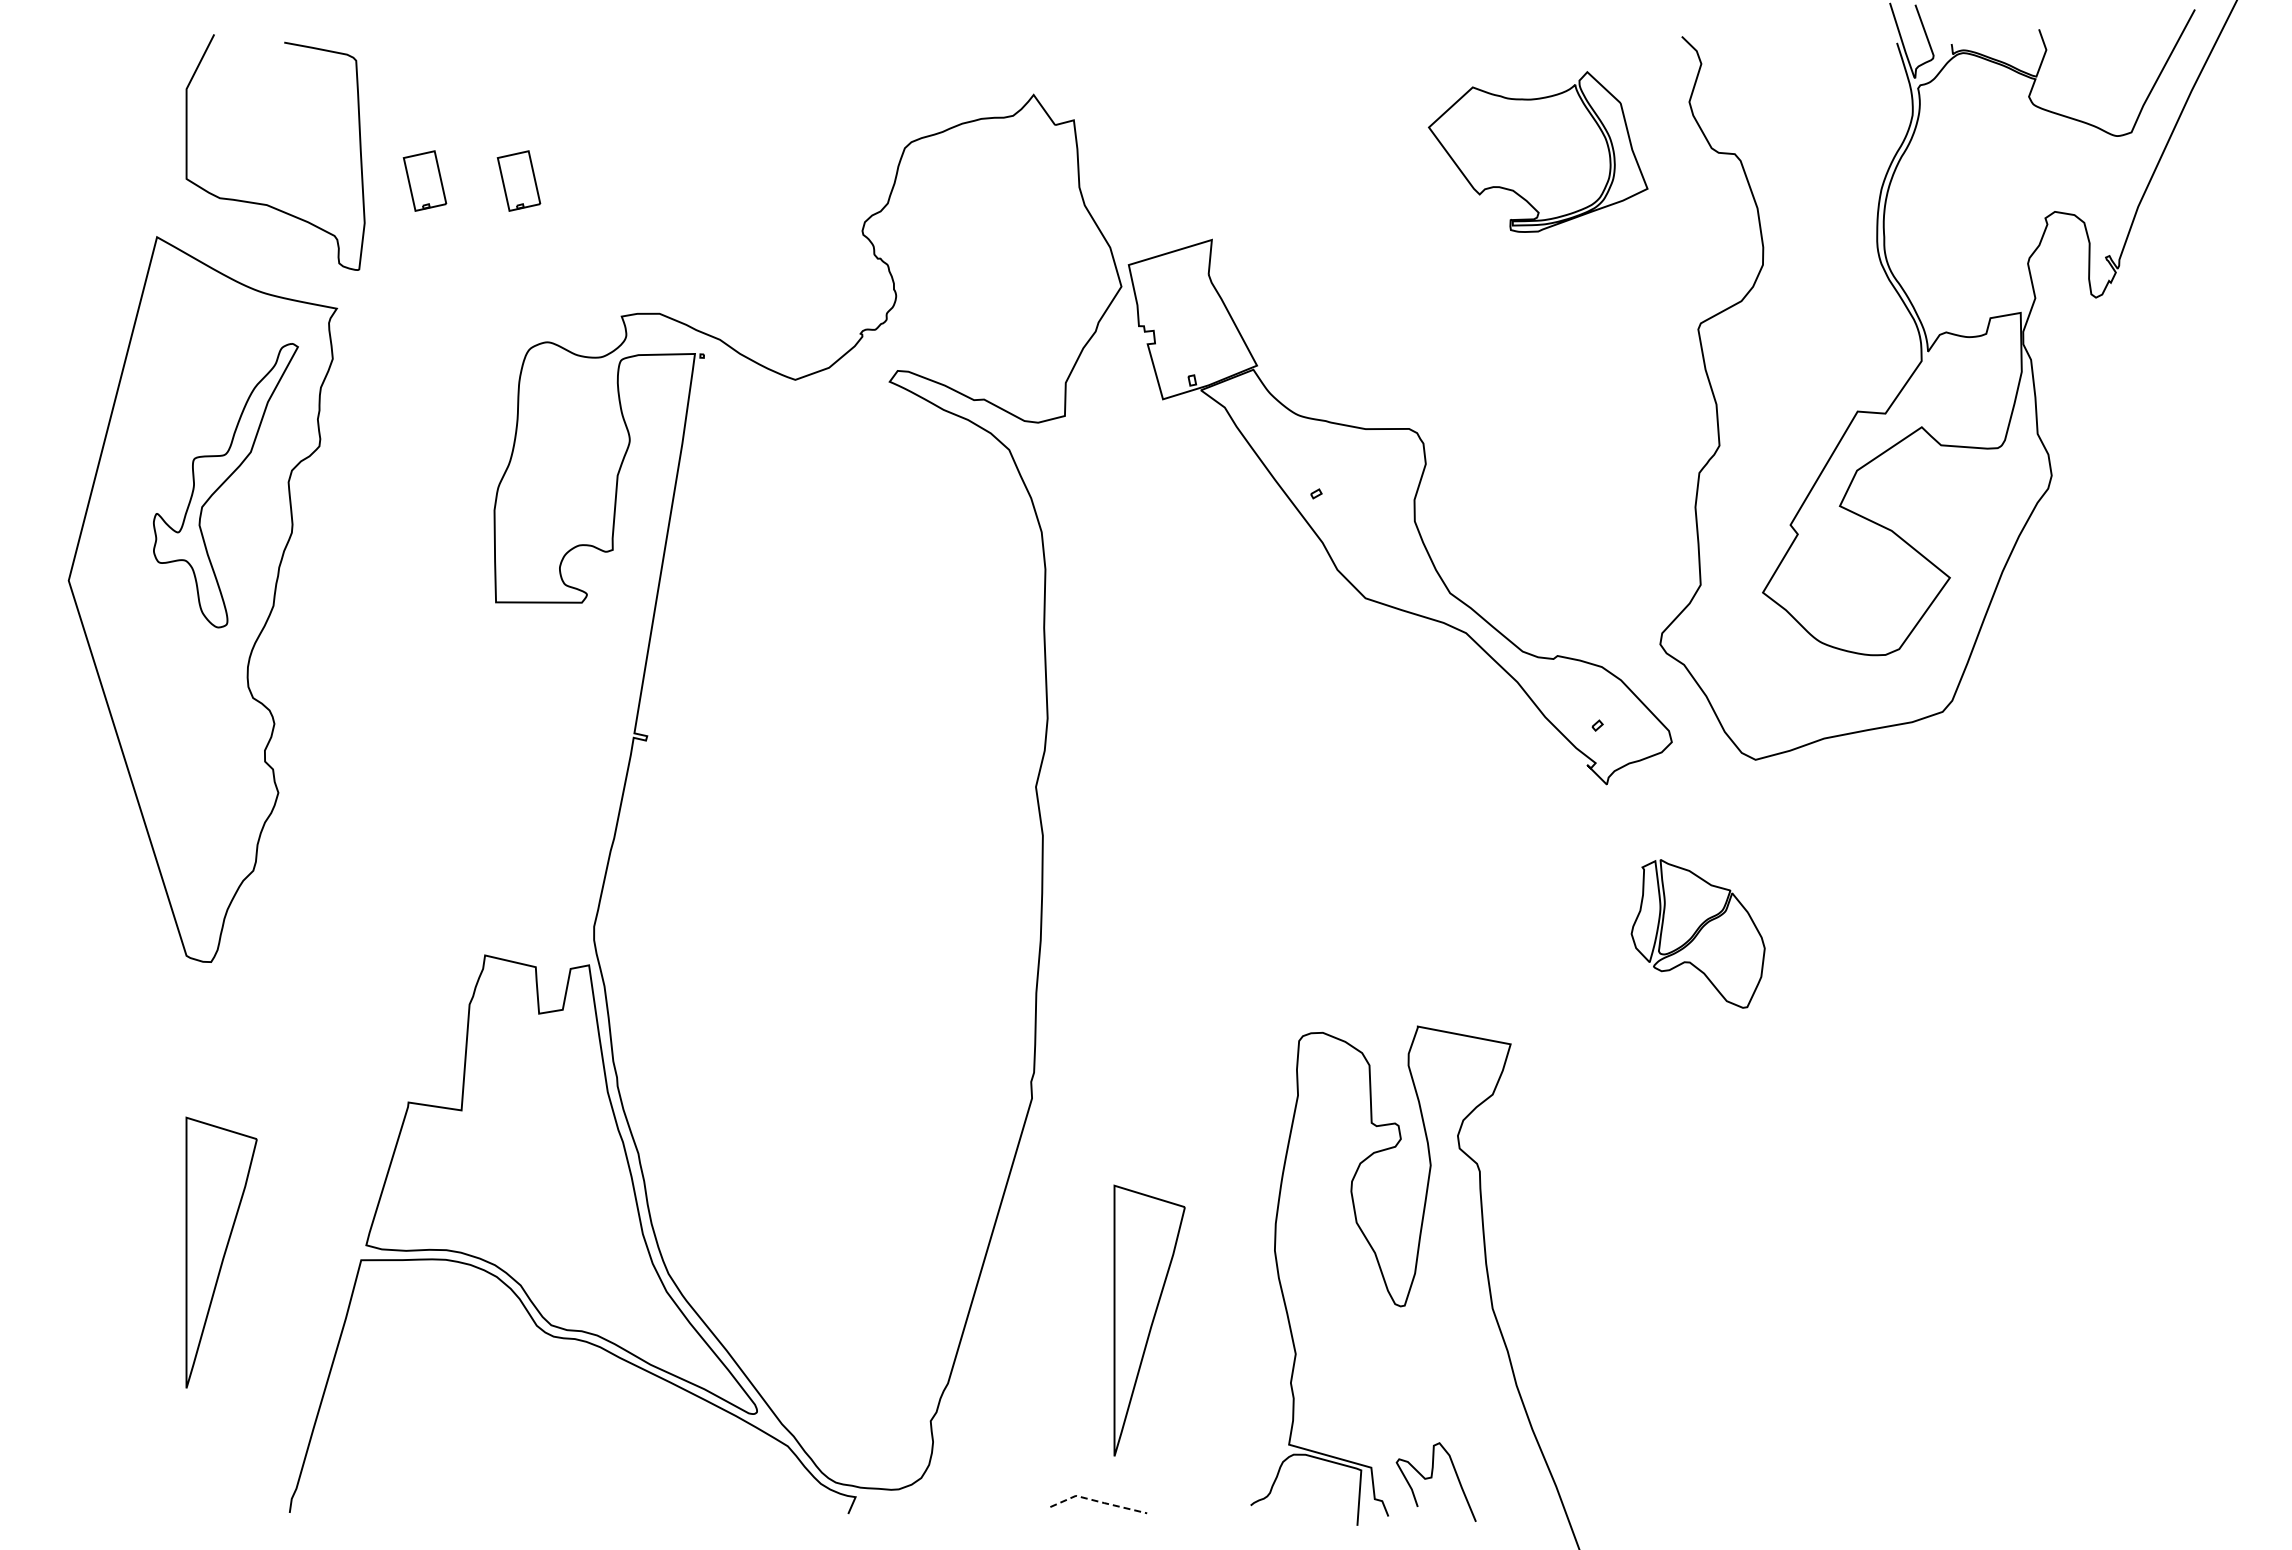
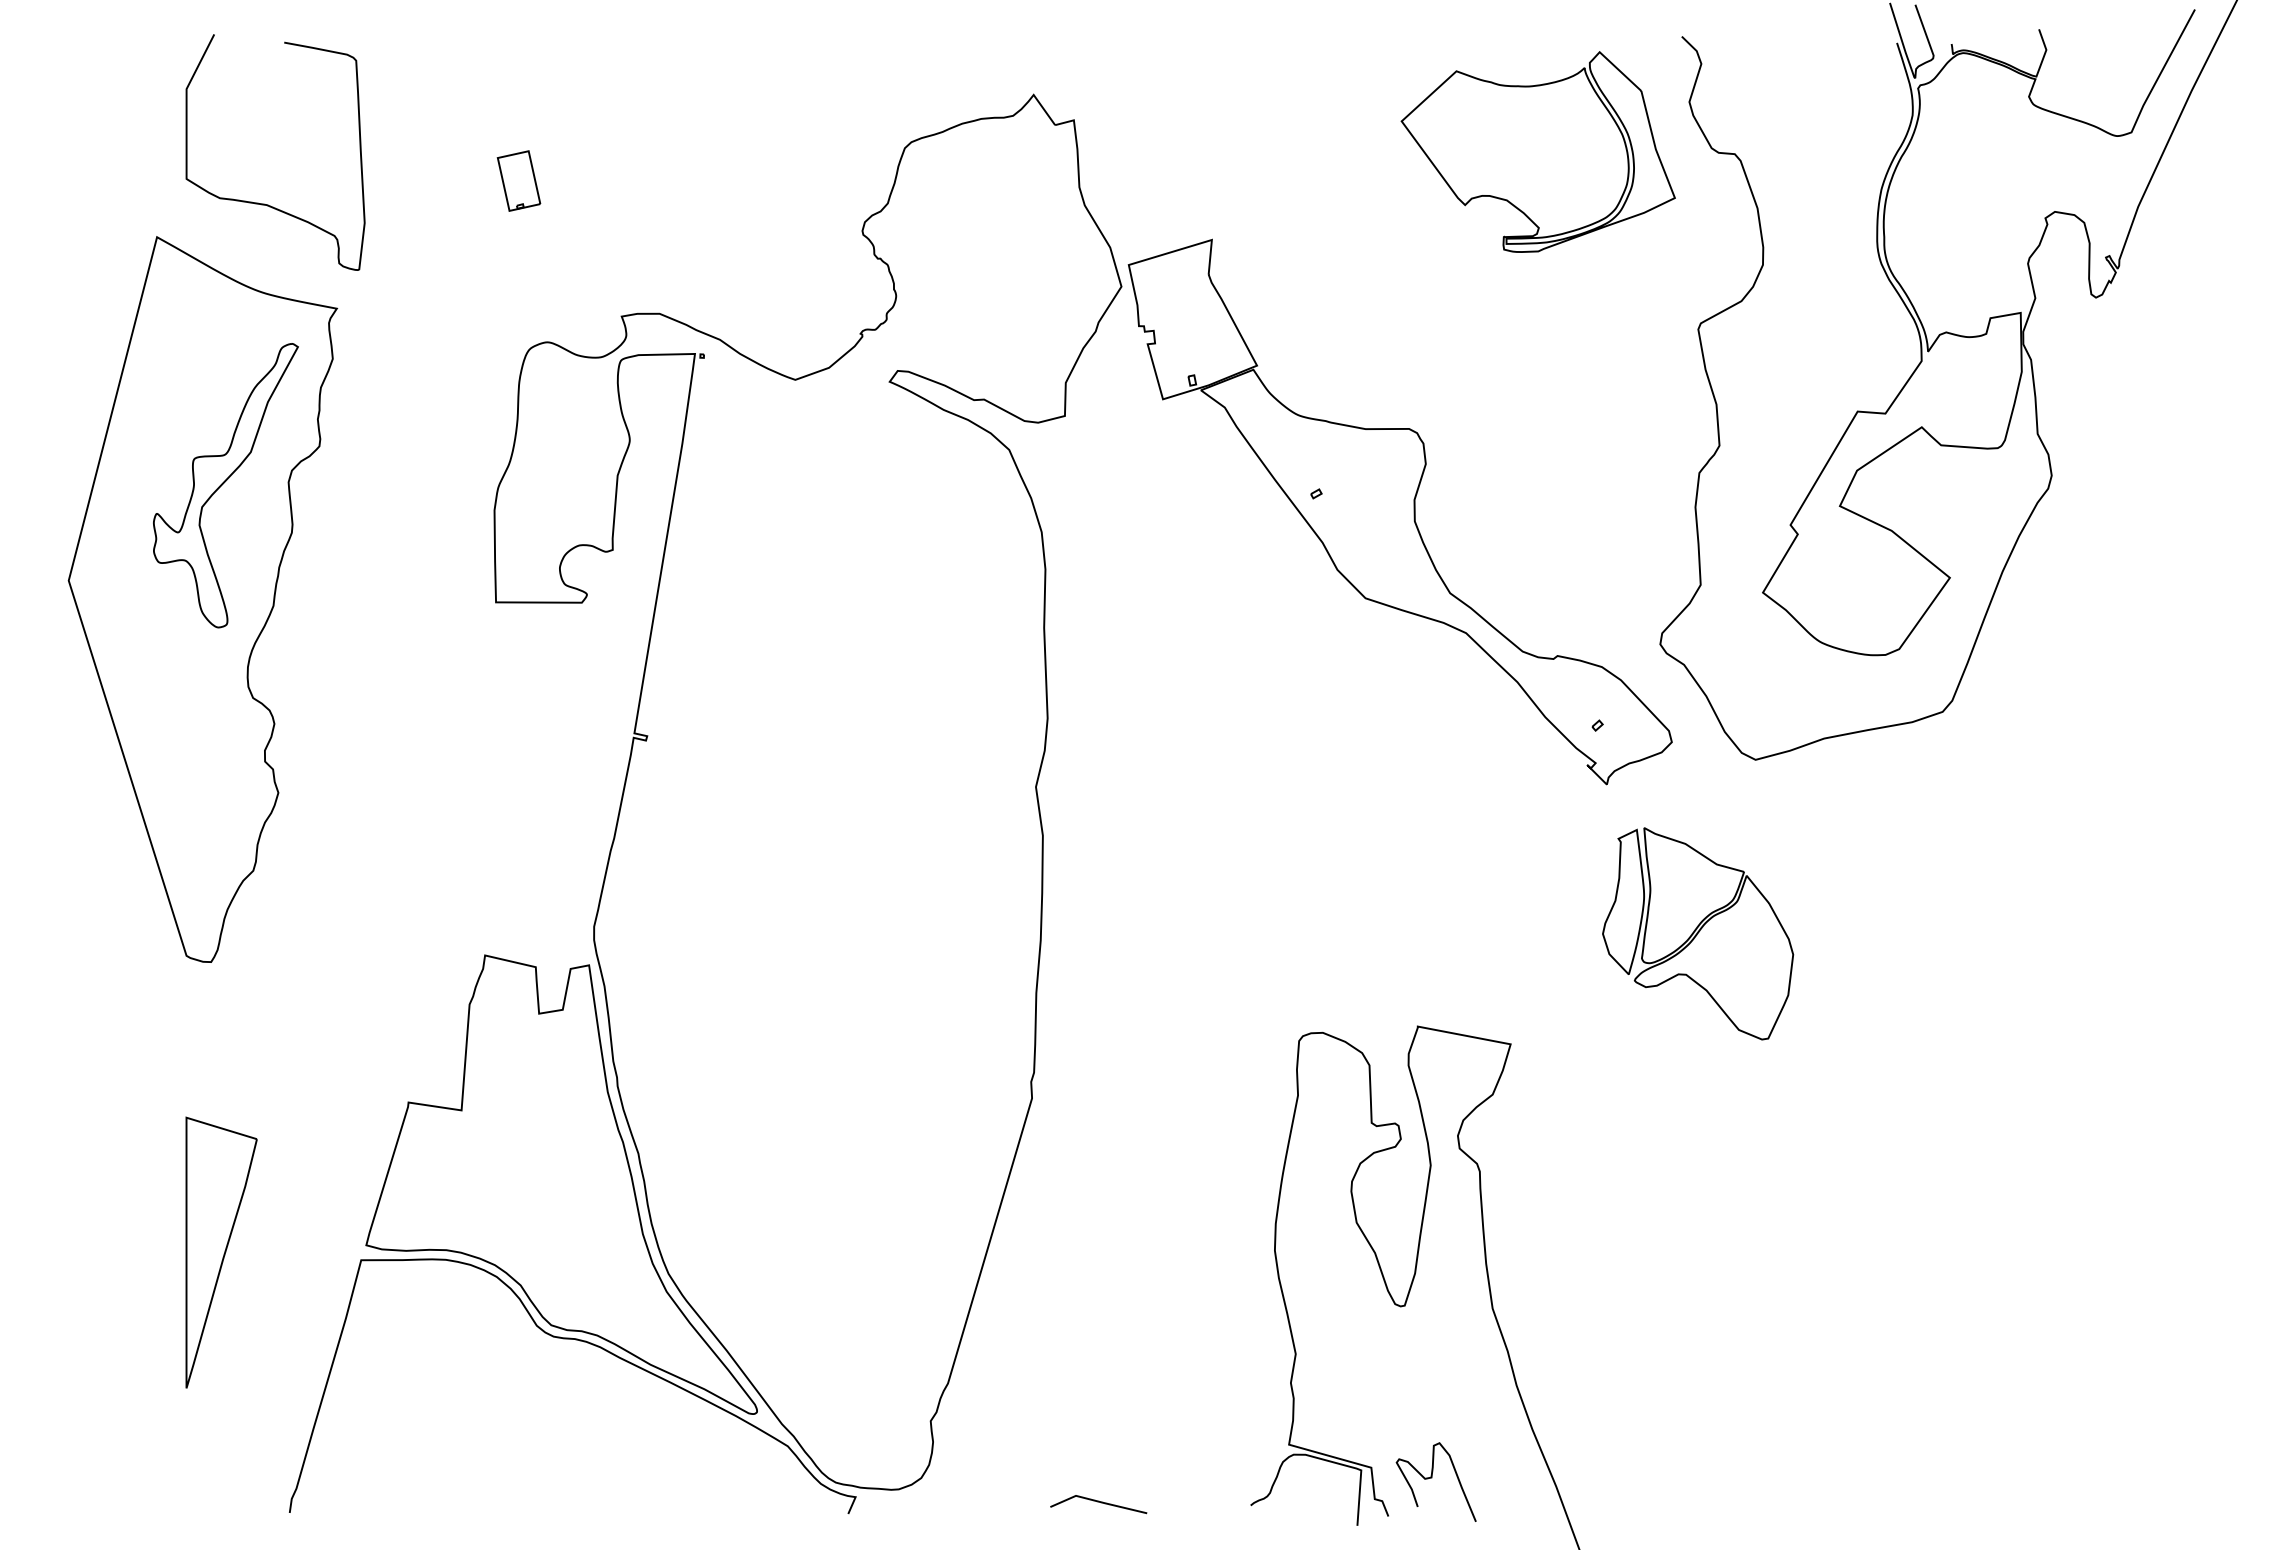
part size: 221x162 px -> 276x202 px (1537, 151)
part: present -> none (424, 180)
part size: 136x150 px -> 193x214 px (1698, 933)
part: present -> none (1149, 1320)
line: dashed -> solid (1097, 1501)
